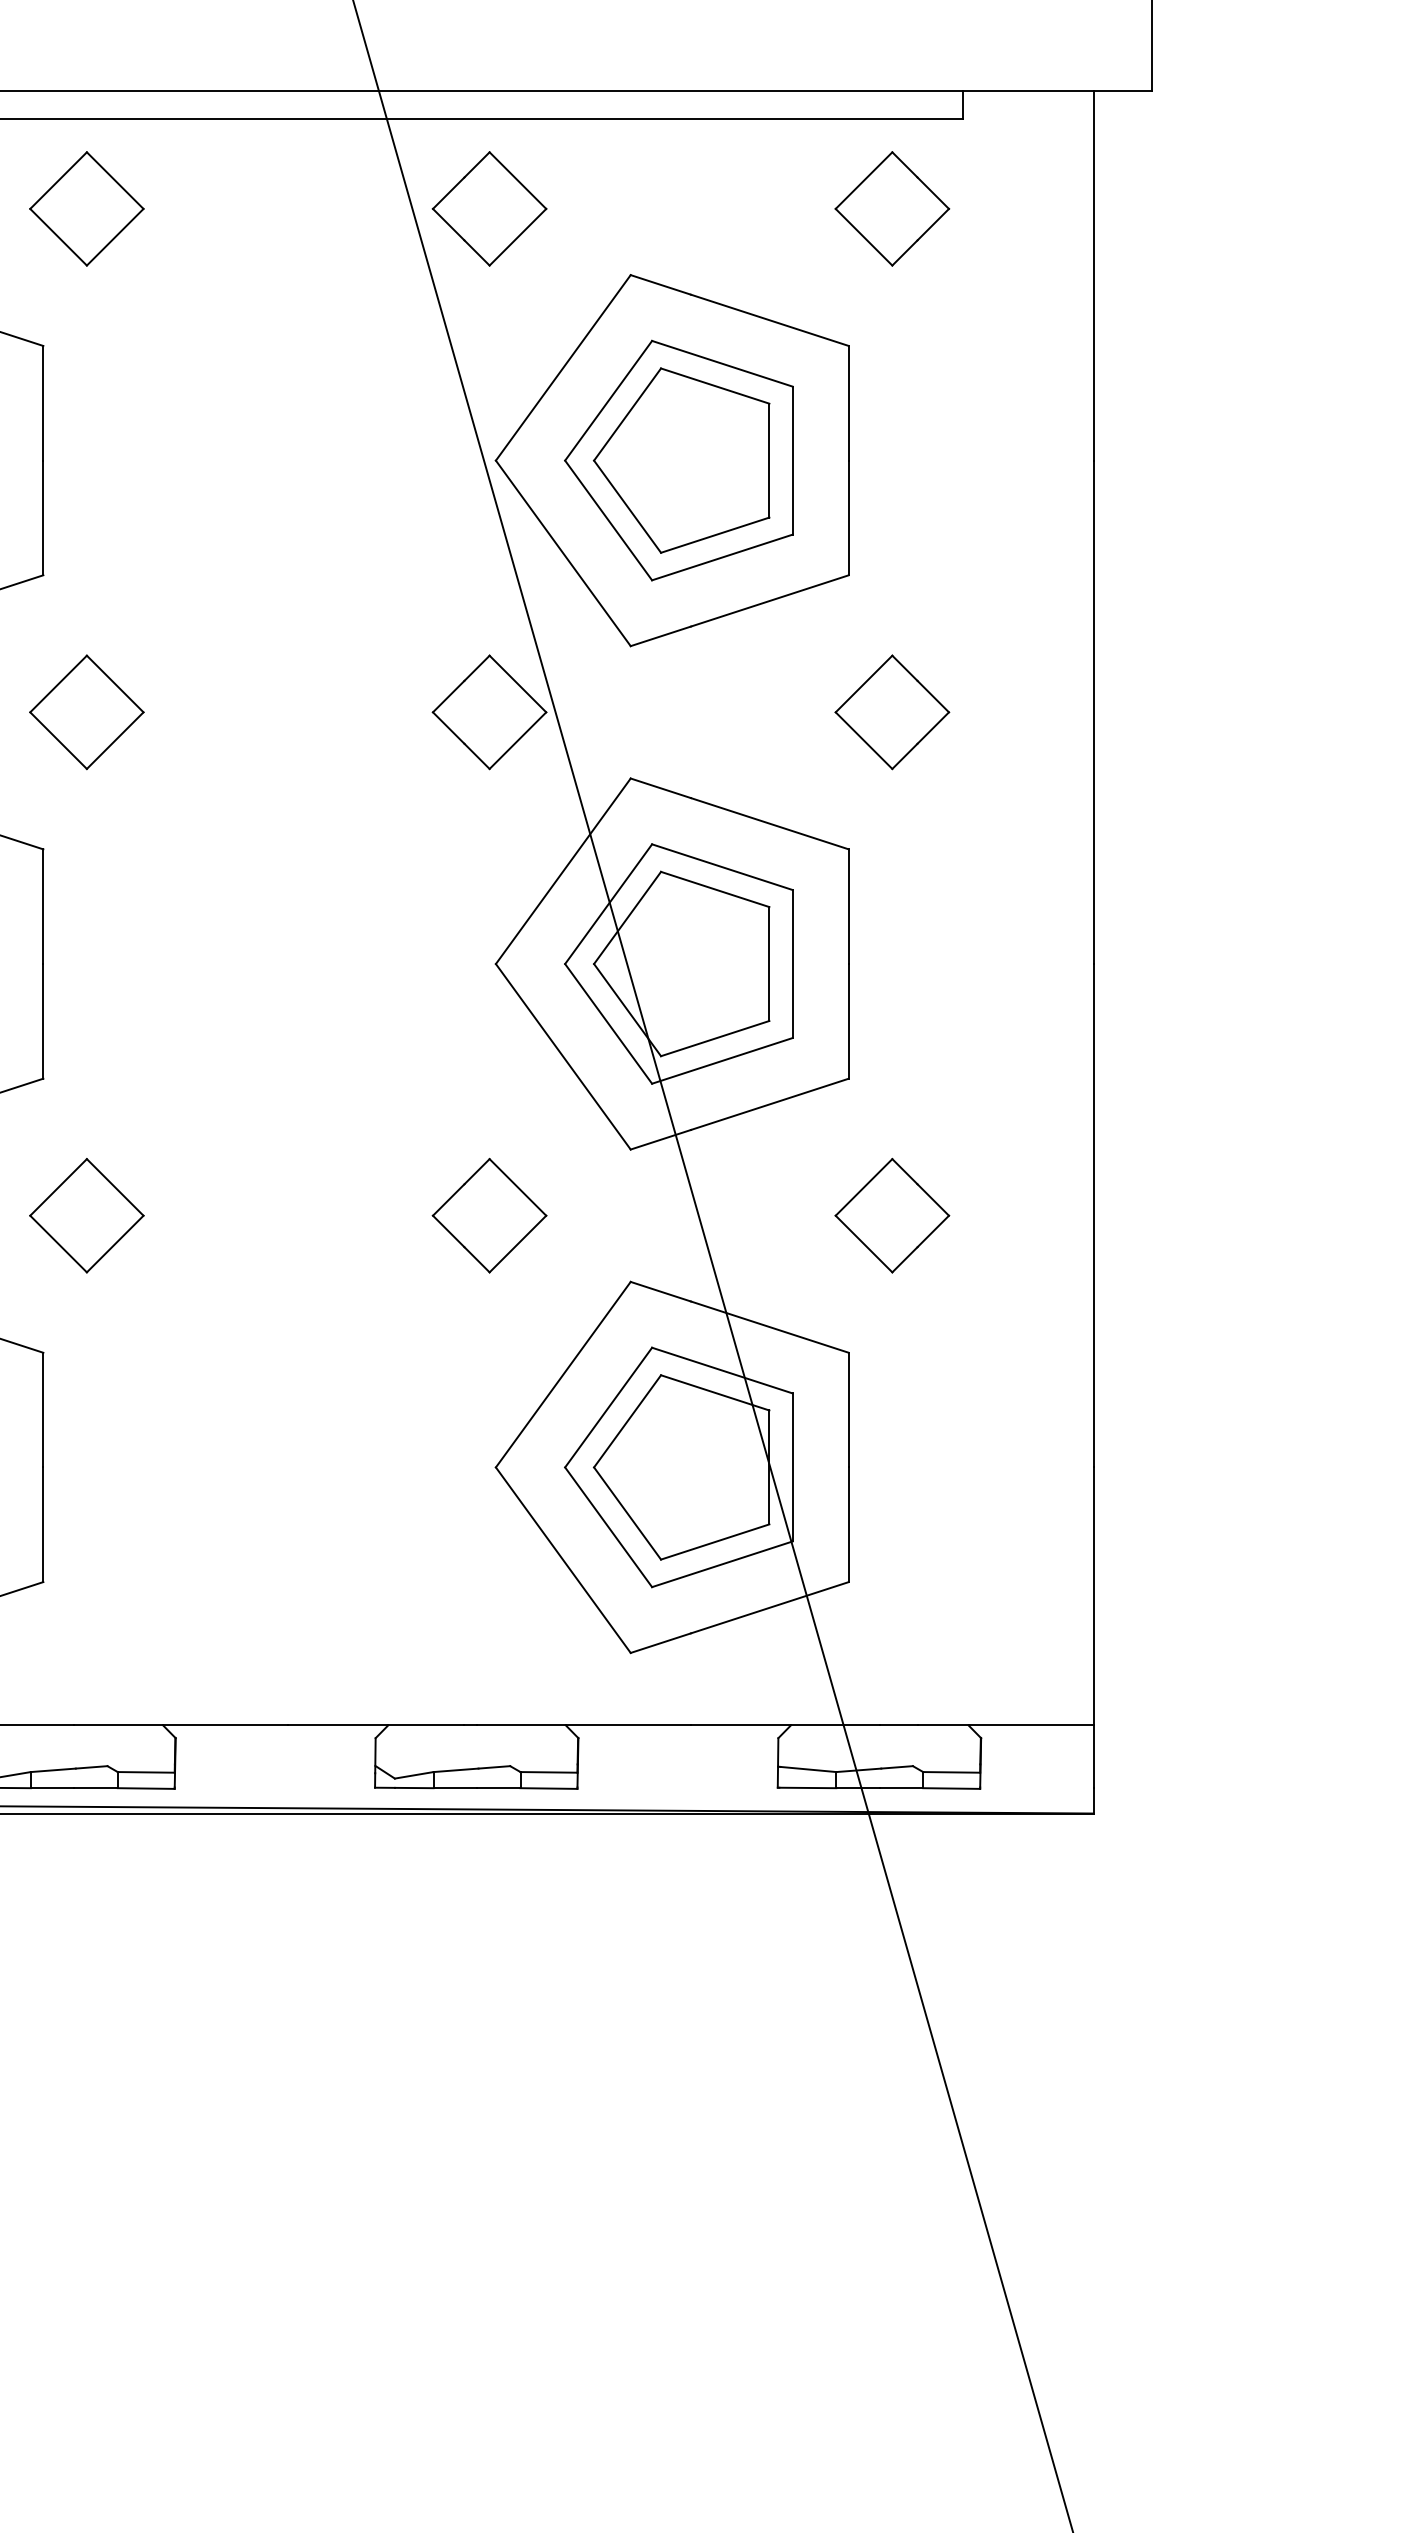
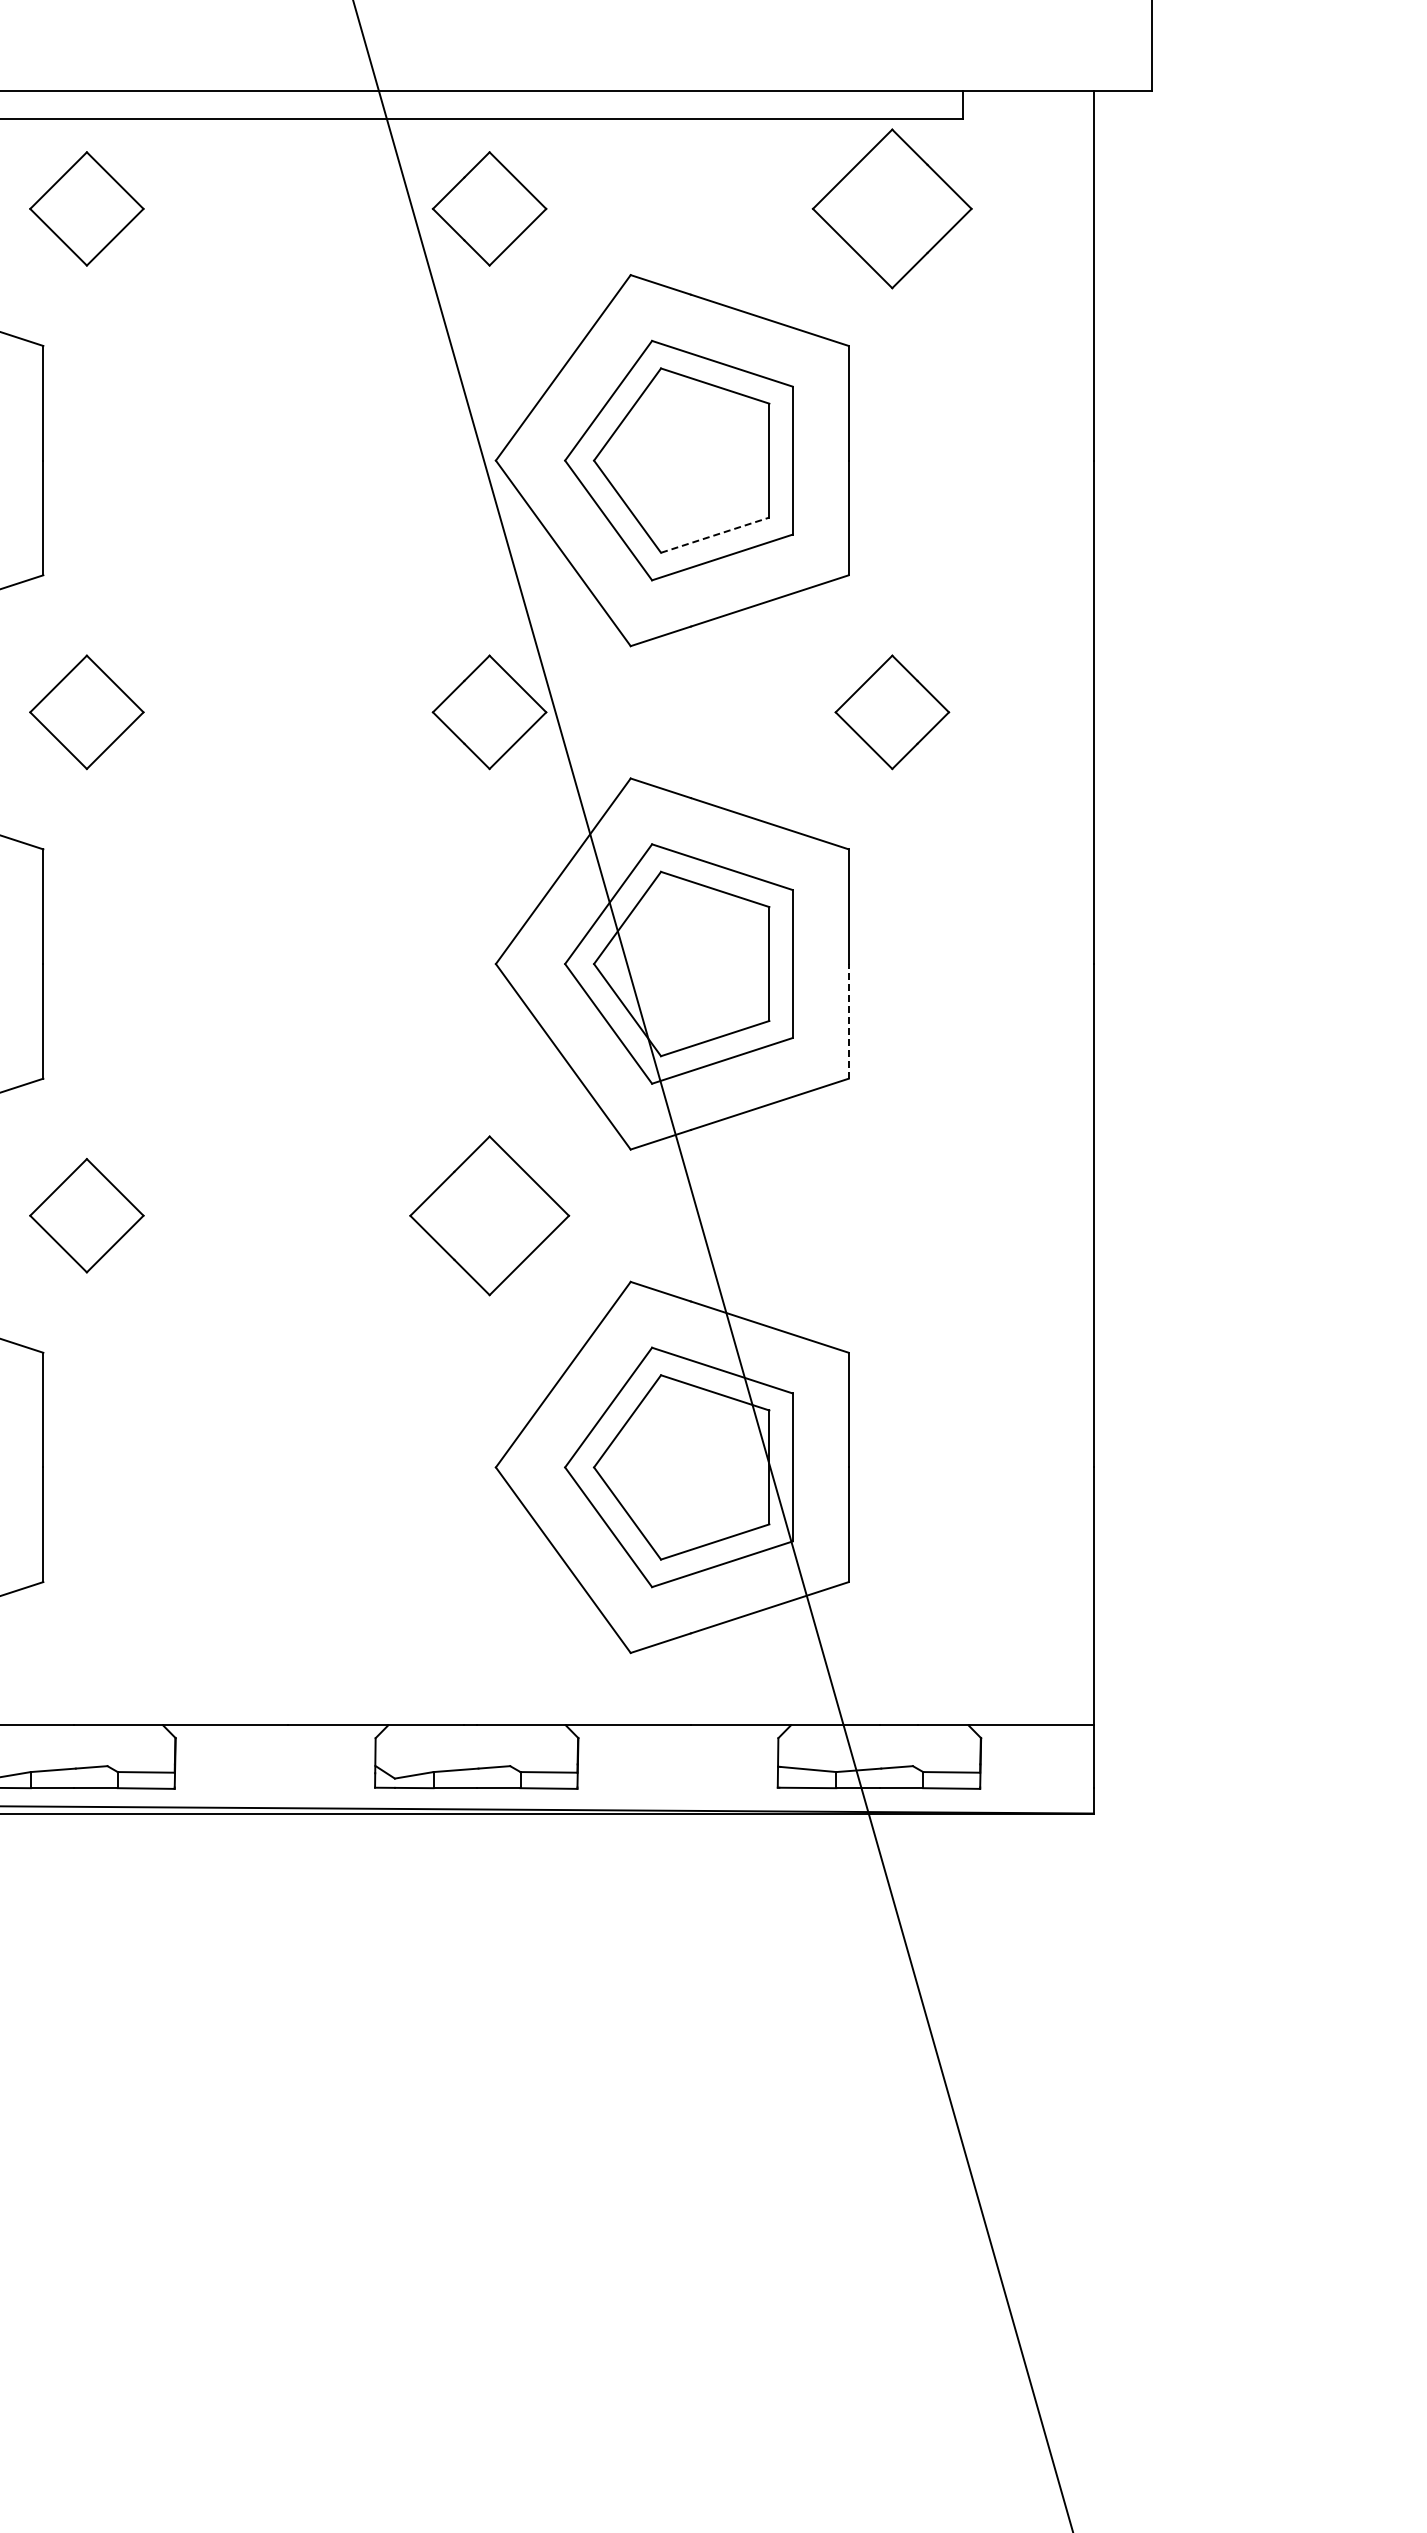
part size: 117x116 px -> 162x162 px (891, 208)
line: solid -> dashed (715, 535)
line: solid -> dashed (848, 1020)
part size: 117x117 px -> 162x162 px (489, 1215)
part: present -> none (892, 1215)
